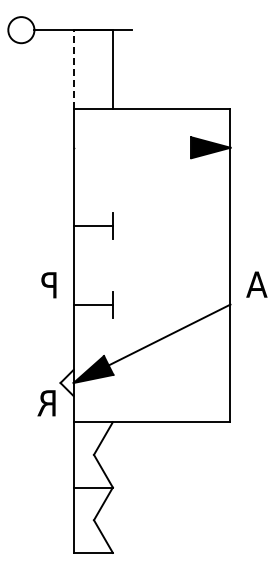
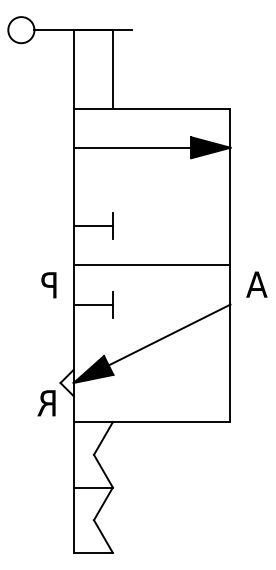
line: dashed -> solid (73, 68)
line: none -> present (132, 147)
line: none -> present (151, 265)
